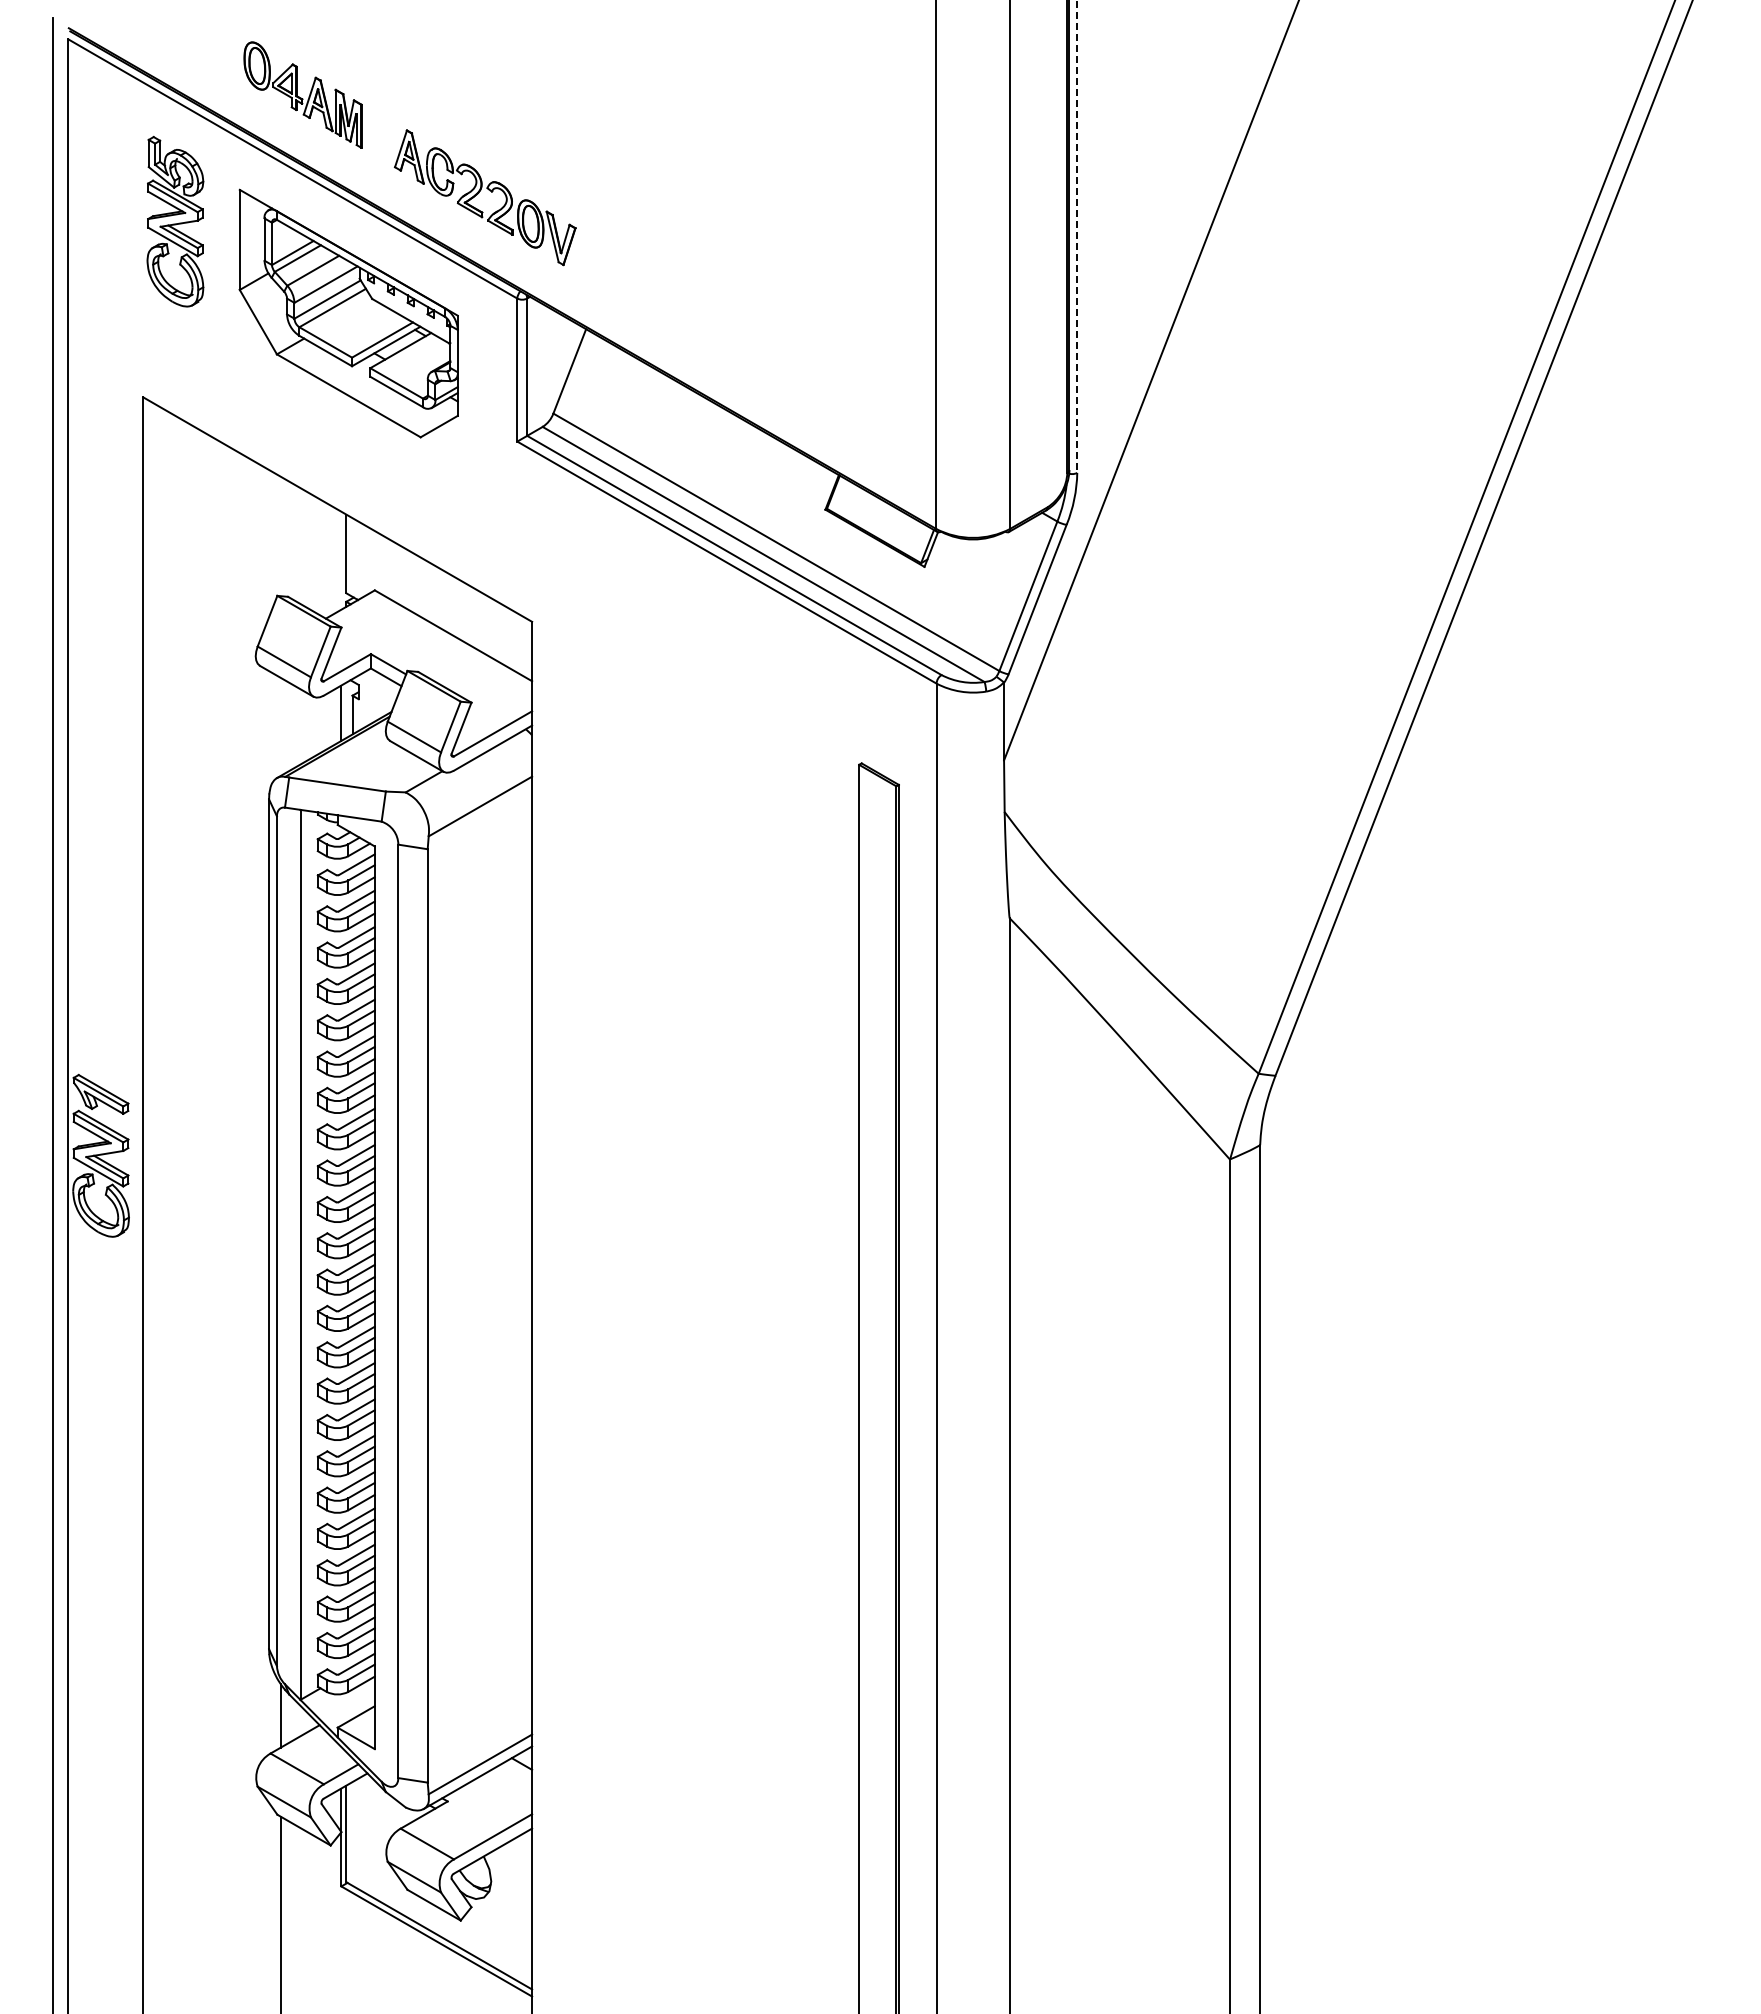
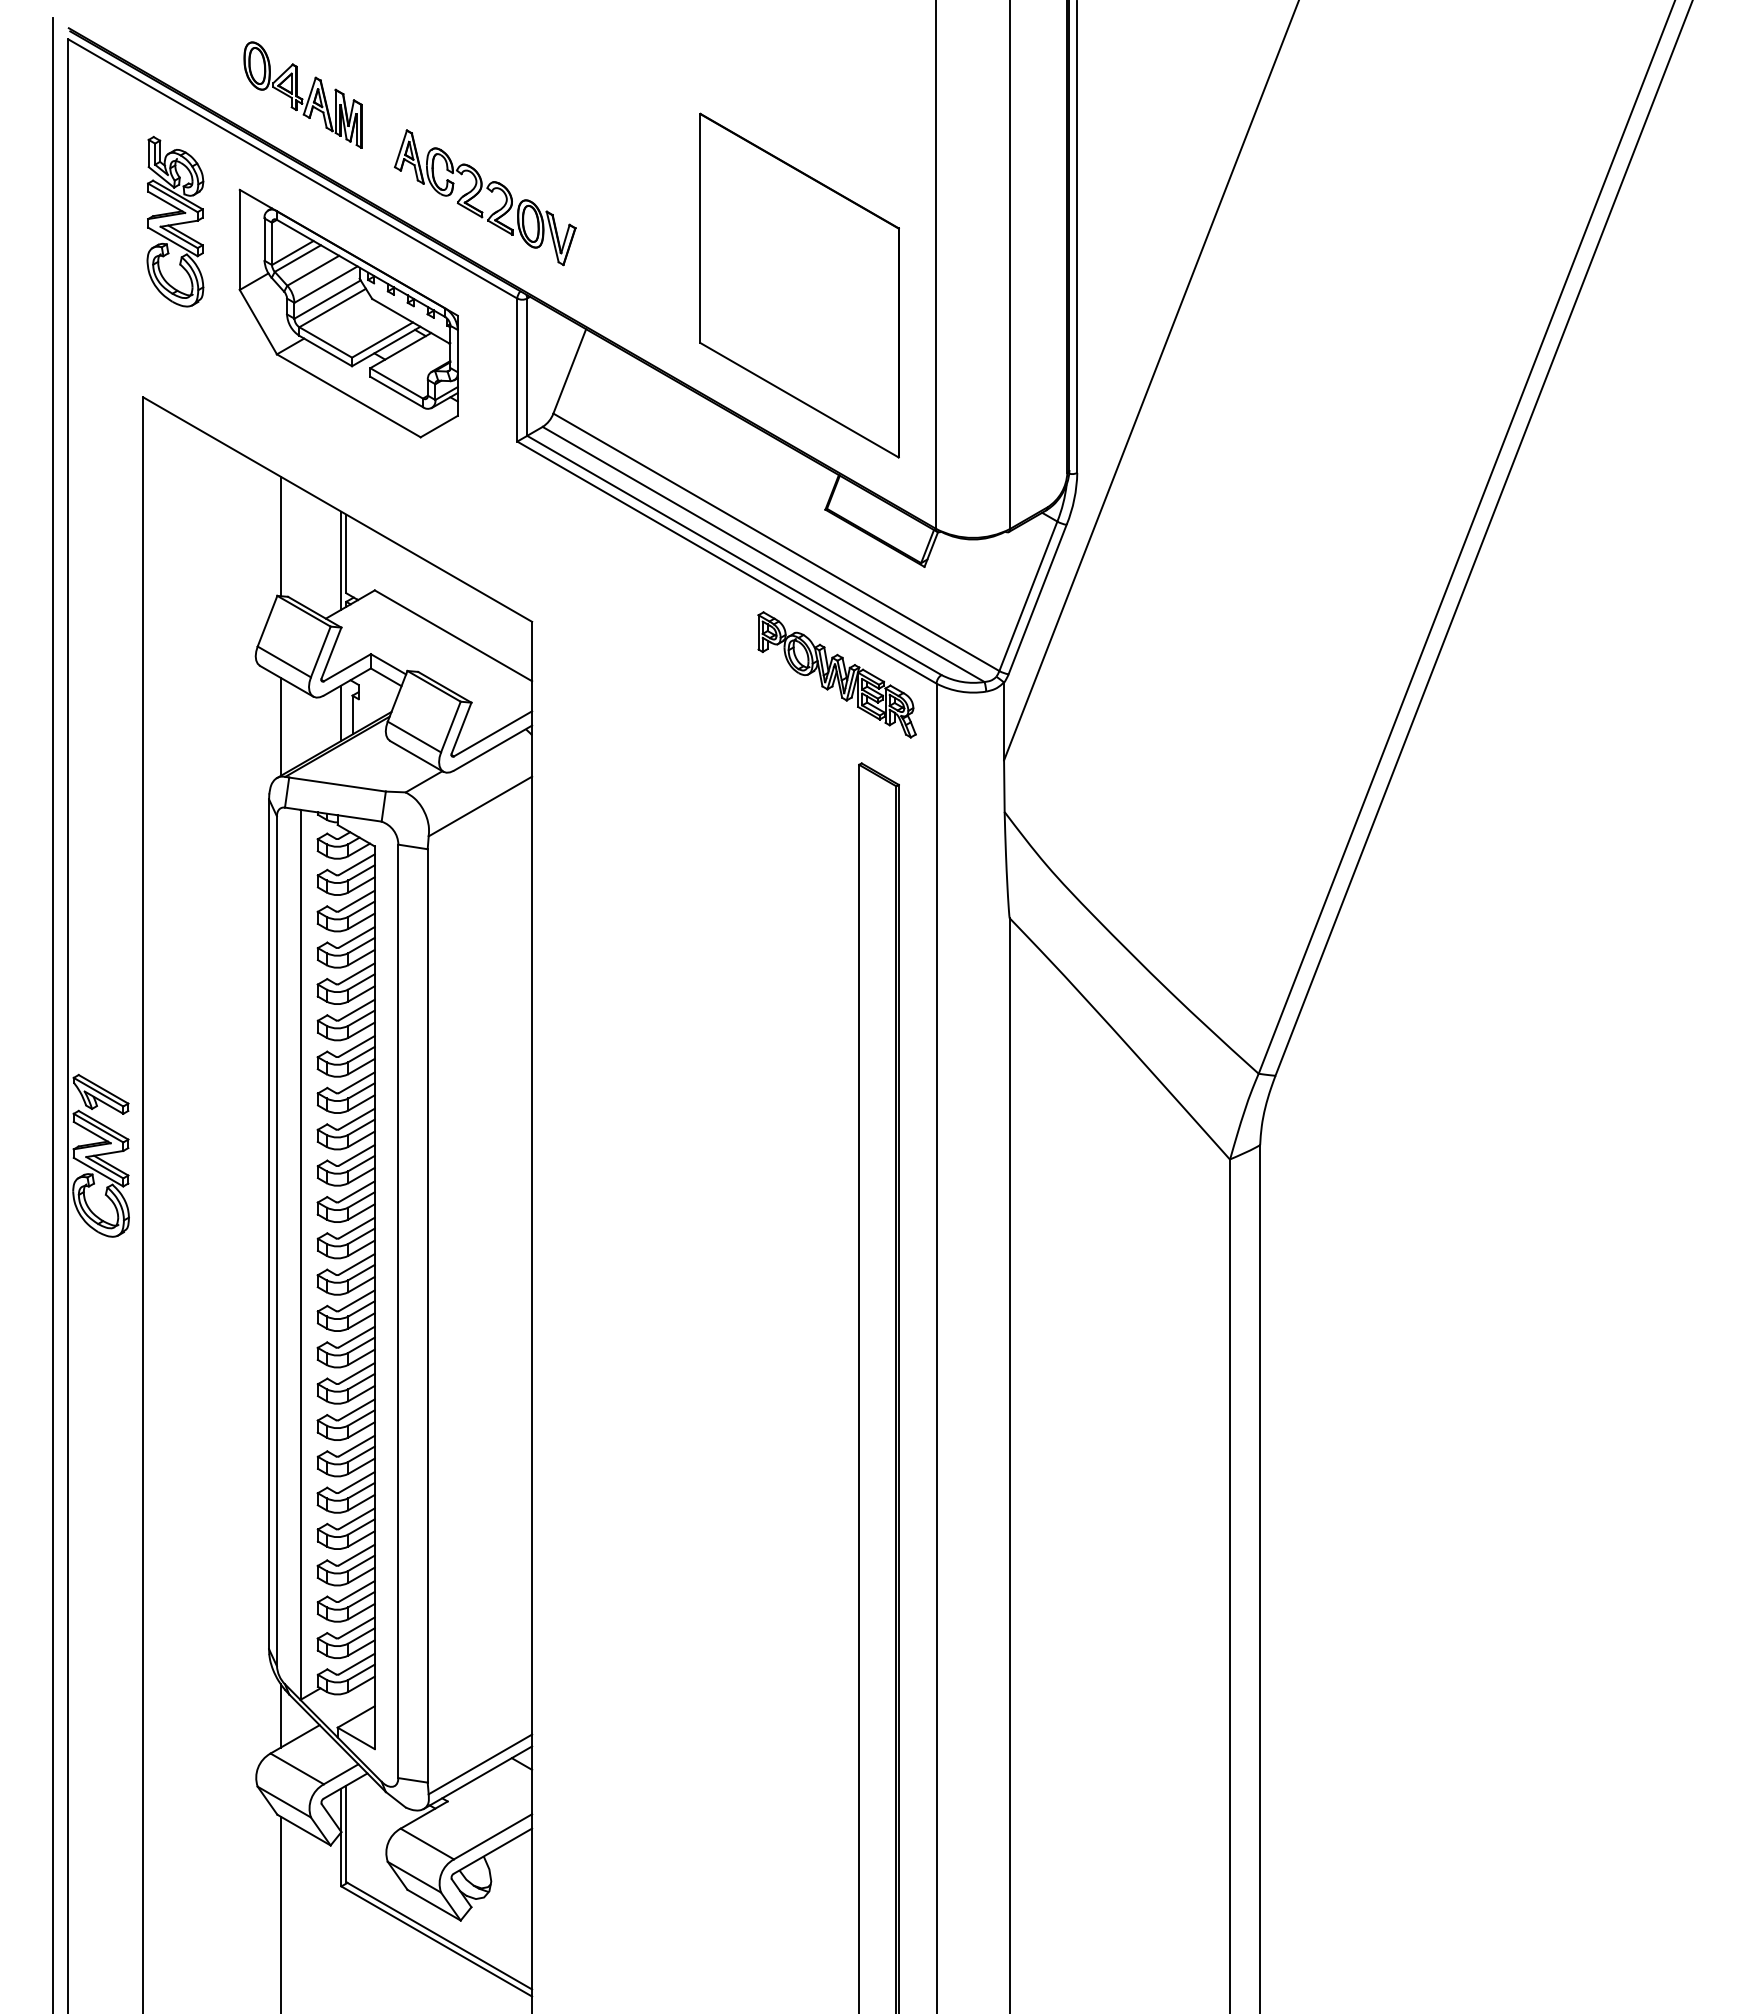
line: dashed -> solid (1077, 236)
part: none -> present (799, 285)
line: none -> present (280, 536)
line: none -> present (341, 560)
part: none -> present (836, 674)
line: none -> present (280, 726)
